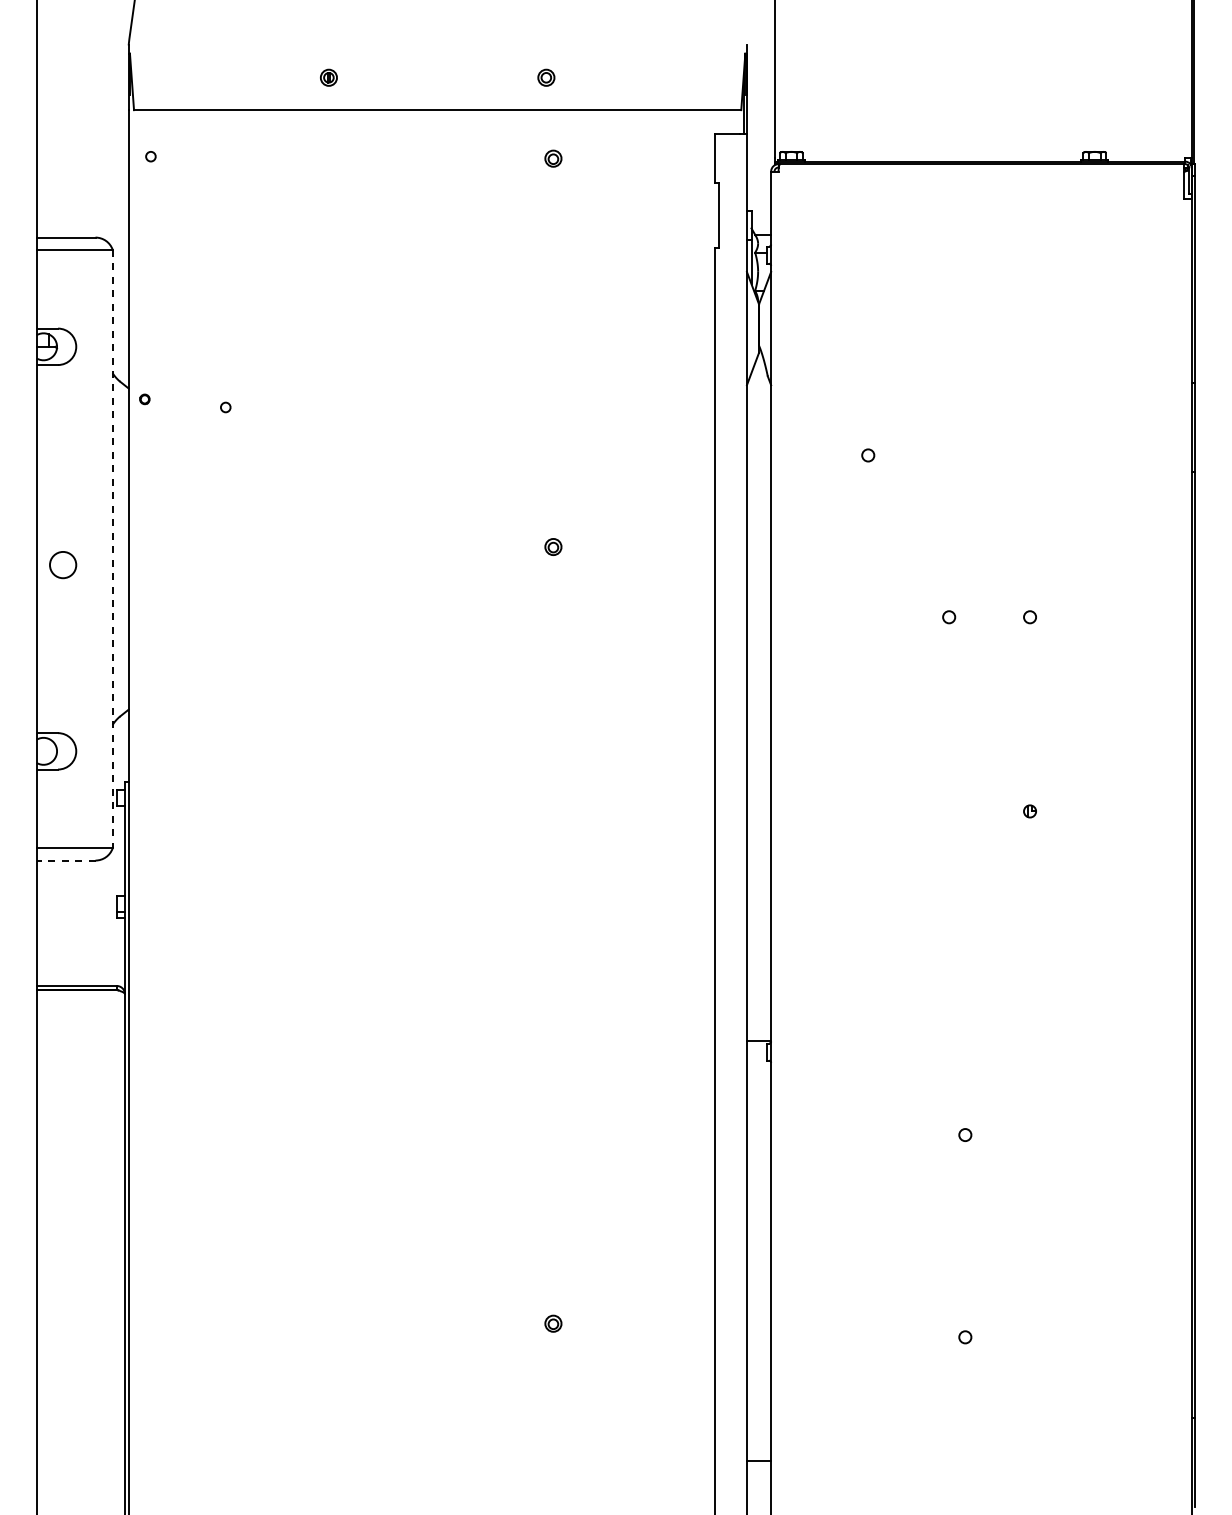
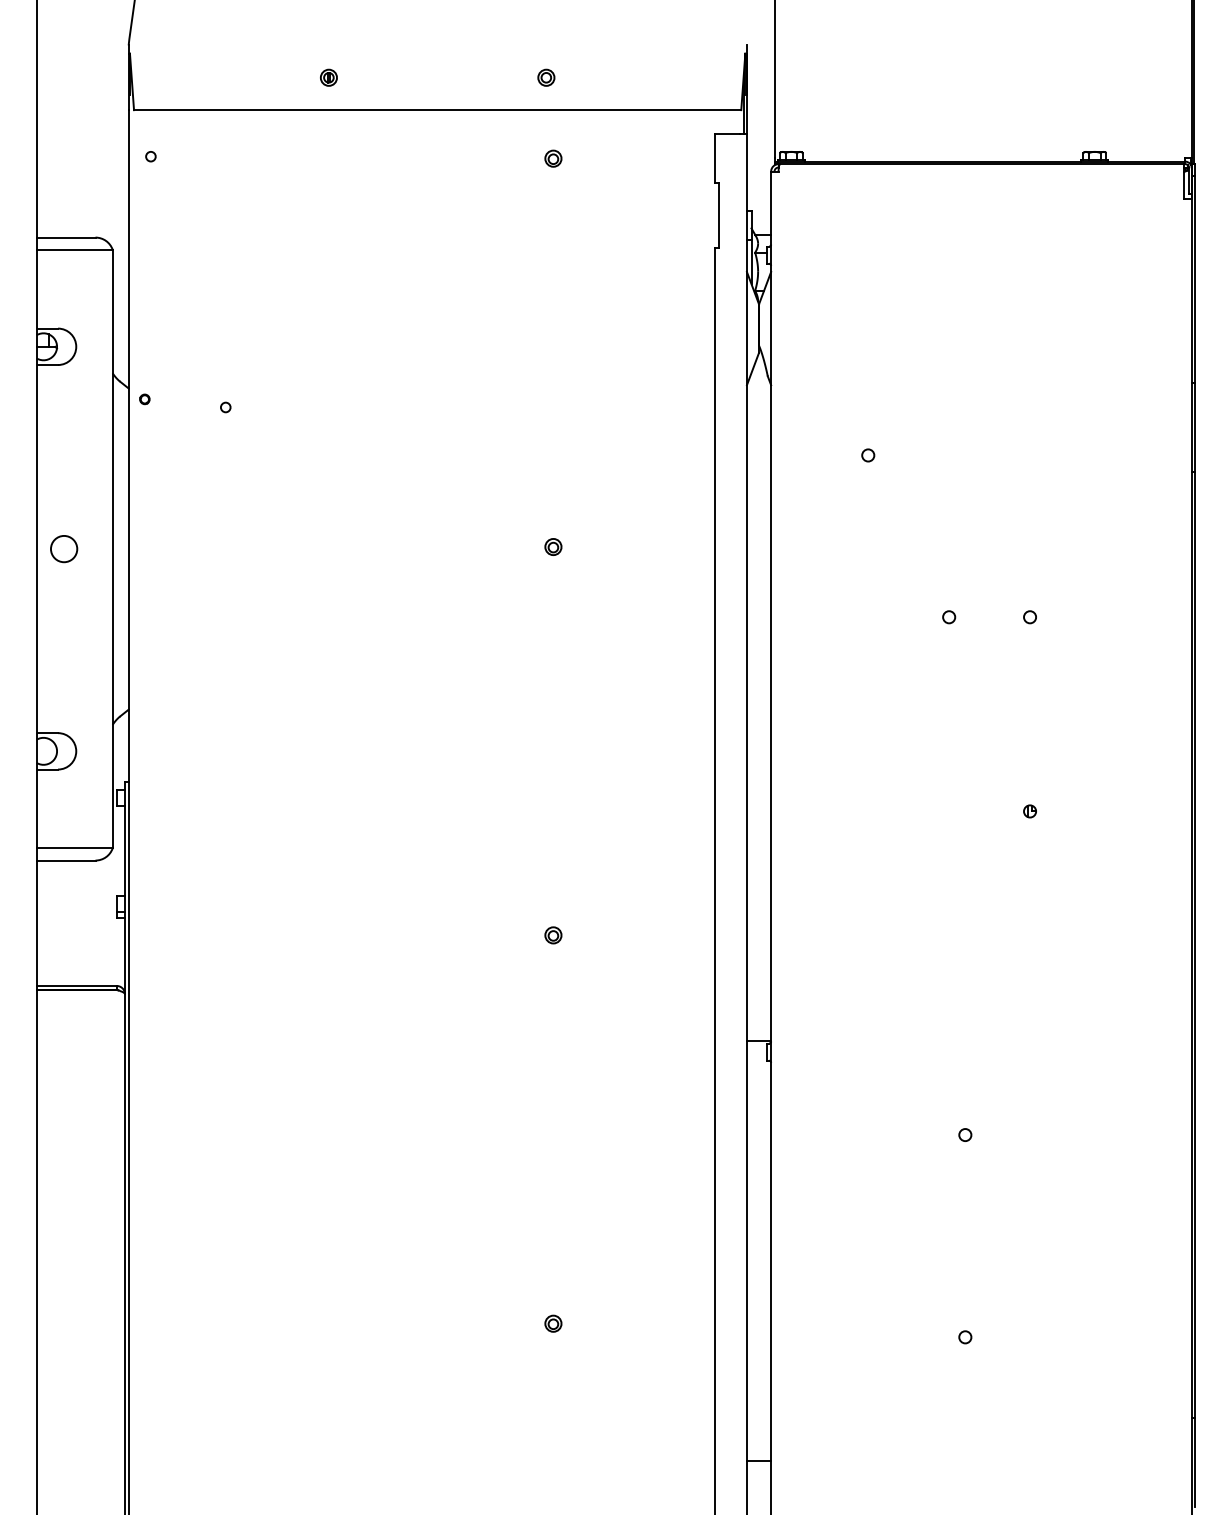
line: dashed -> solid (112, 549)
circle position: (63, 565) -> (64, 549) (64, 549)
line: dashed -> solid (65, 860)
part: none -> present (553, 935)
